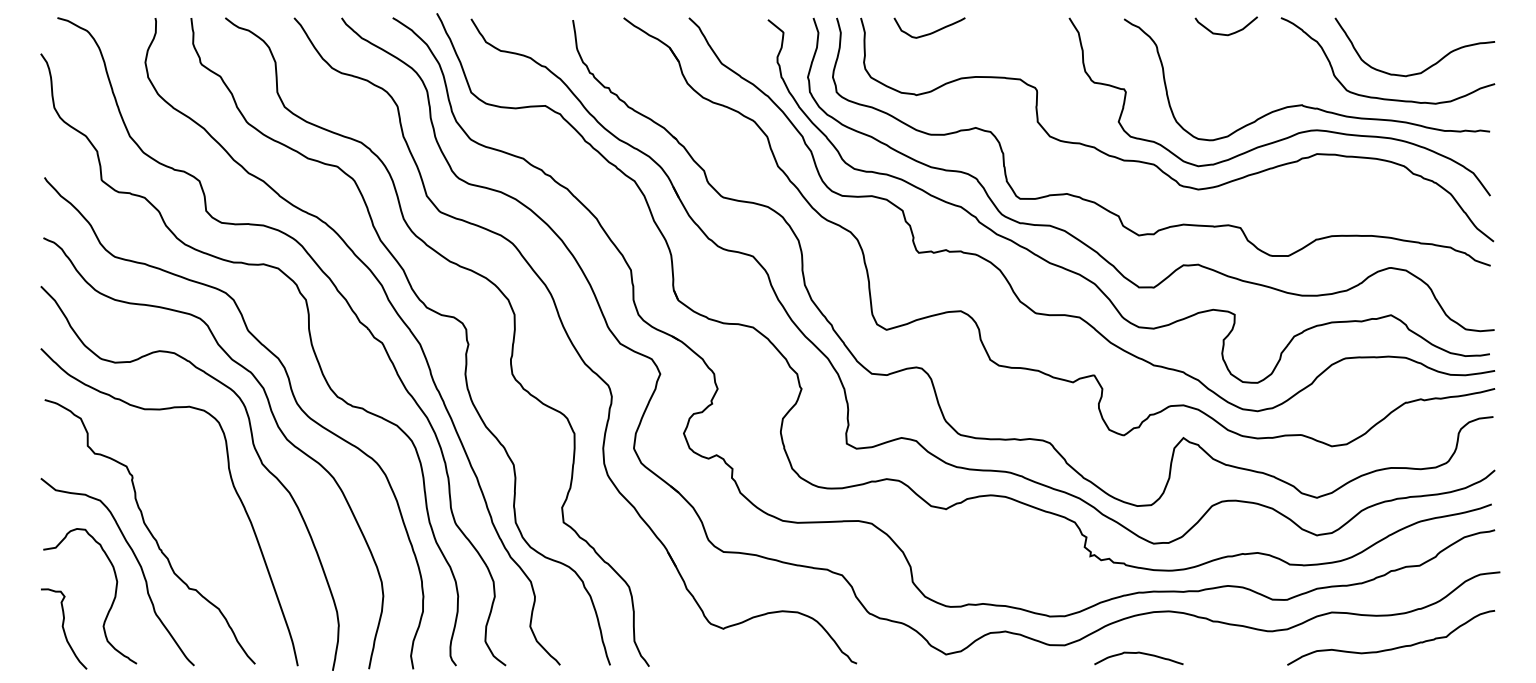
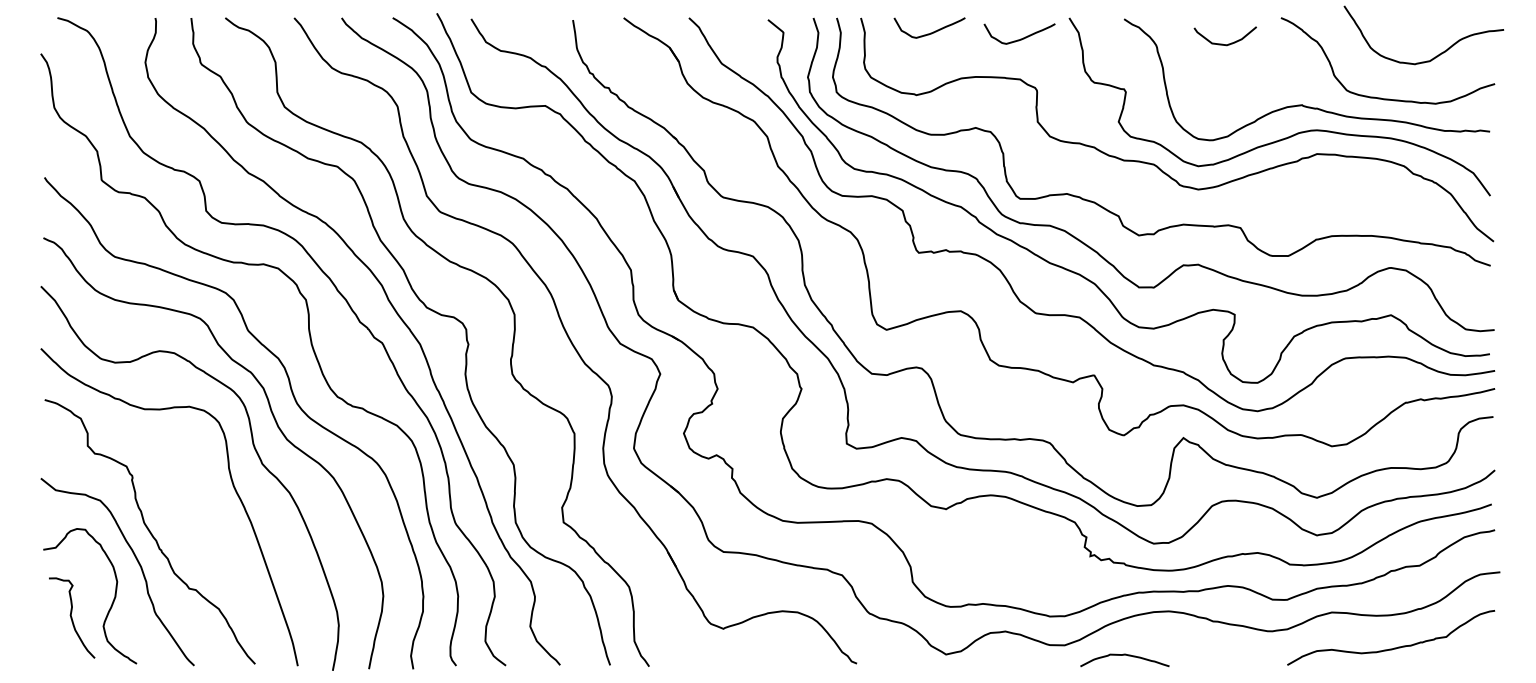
curve position: (1223, 33) -> (1222, 43) (1222, 43)
curve: none -> present (1020, 38)
curve position: (1427, 67) -> (1436, 55) (1436, 55)
curve position: (64, 628) -> (72, 617) (72, 617)
curve position: (1138, 653) -> (1124, 655) (1124, 655)
